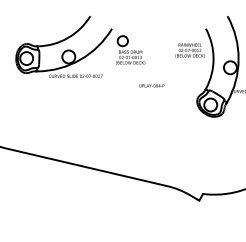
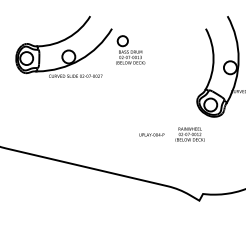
text position: (189, 50) -> (189, 134) (189, 134)
text position: (151, 85) -> (151, 134) (151, 134)
